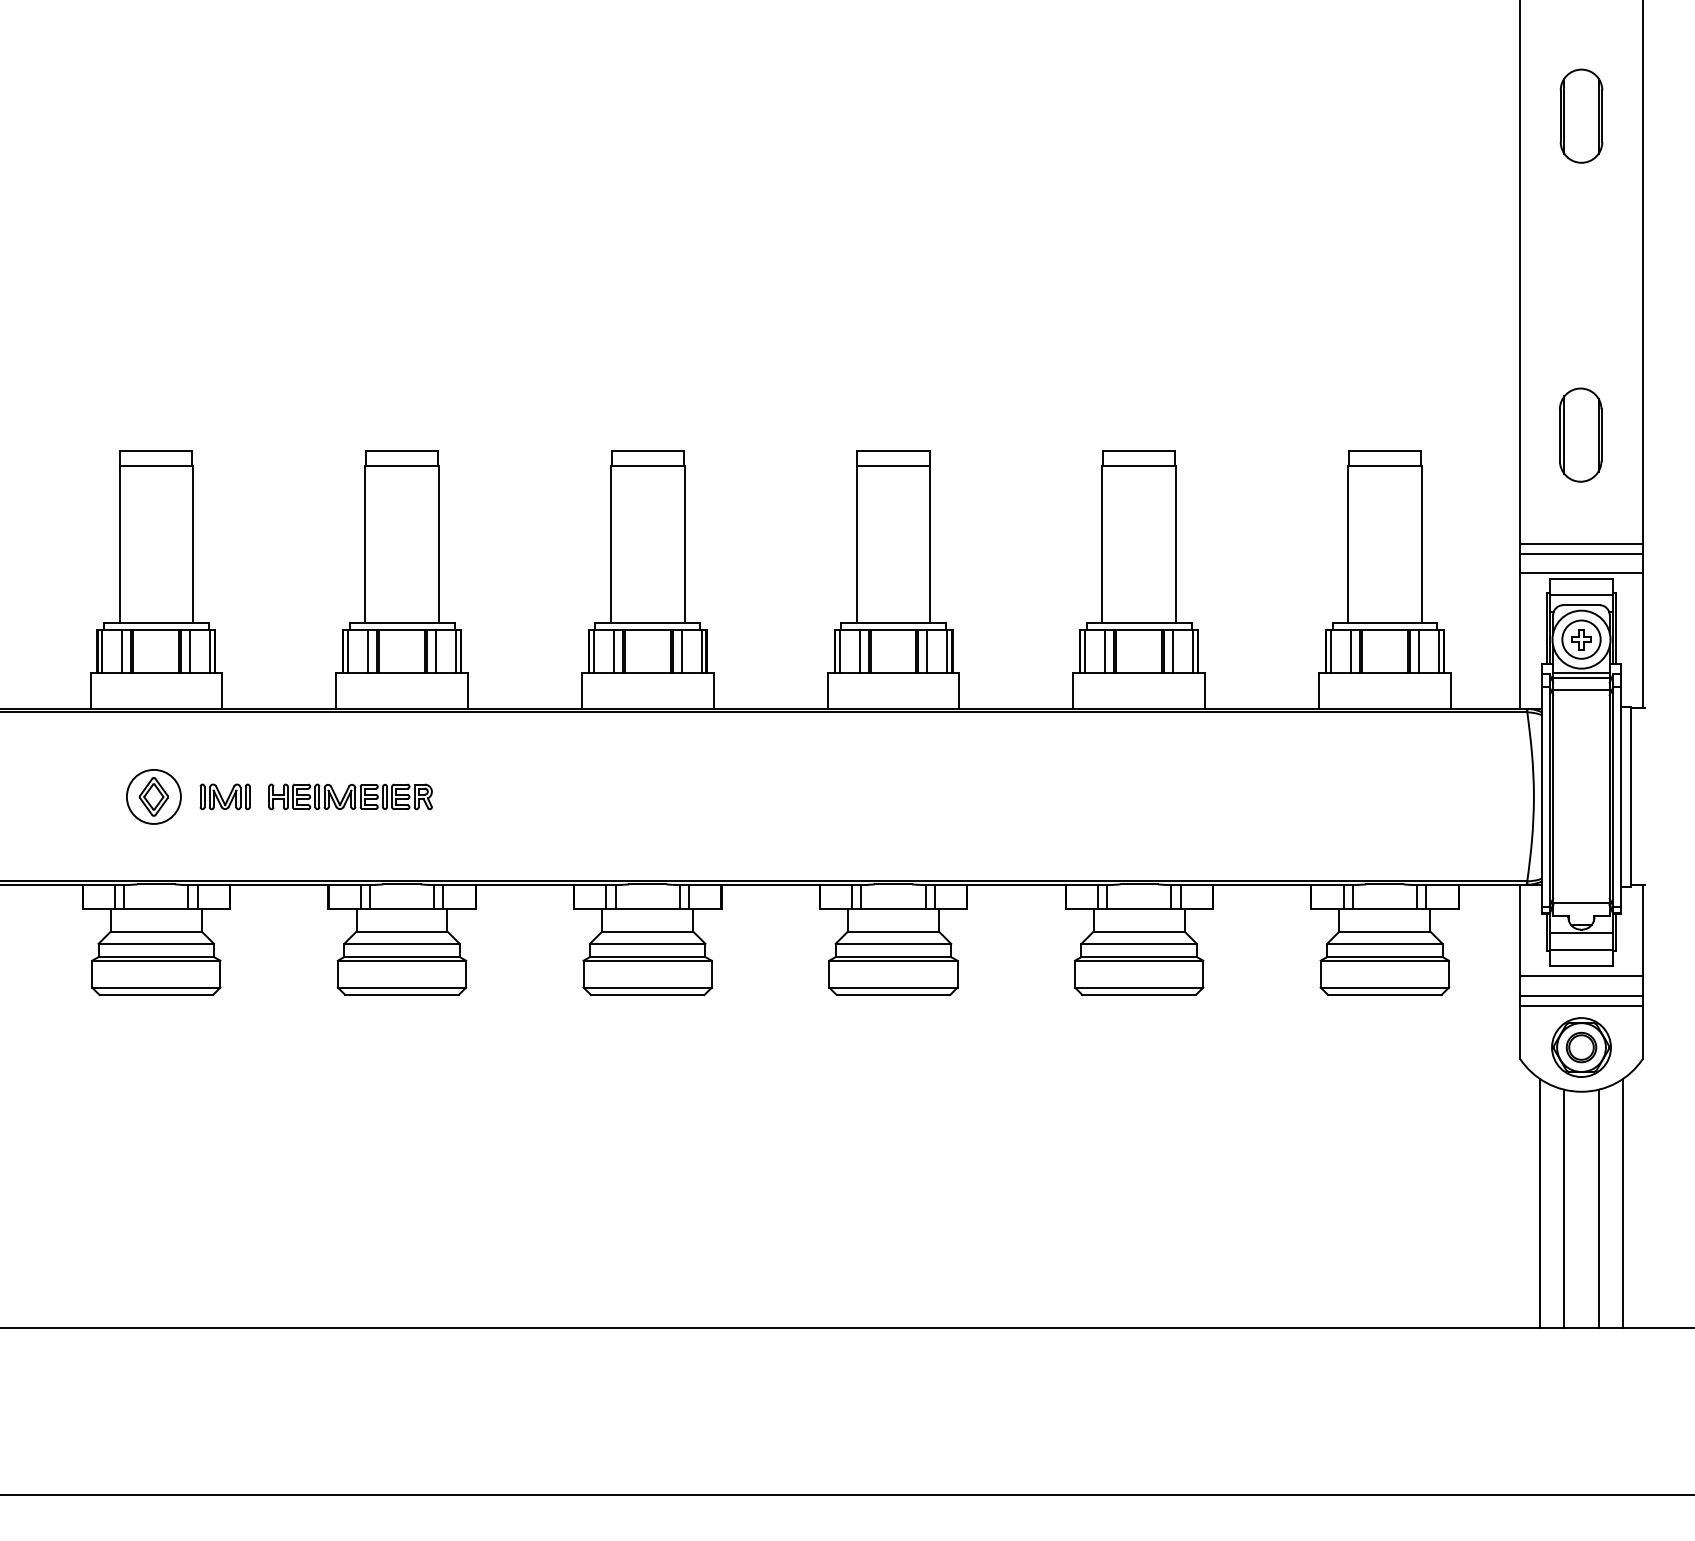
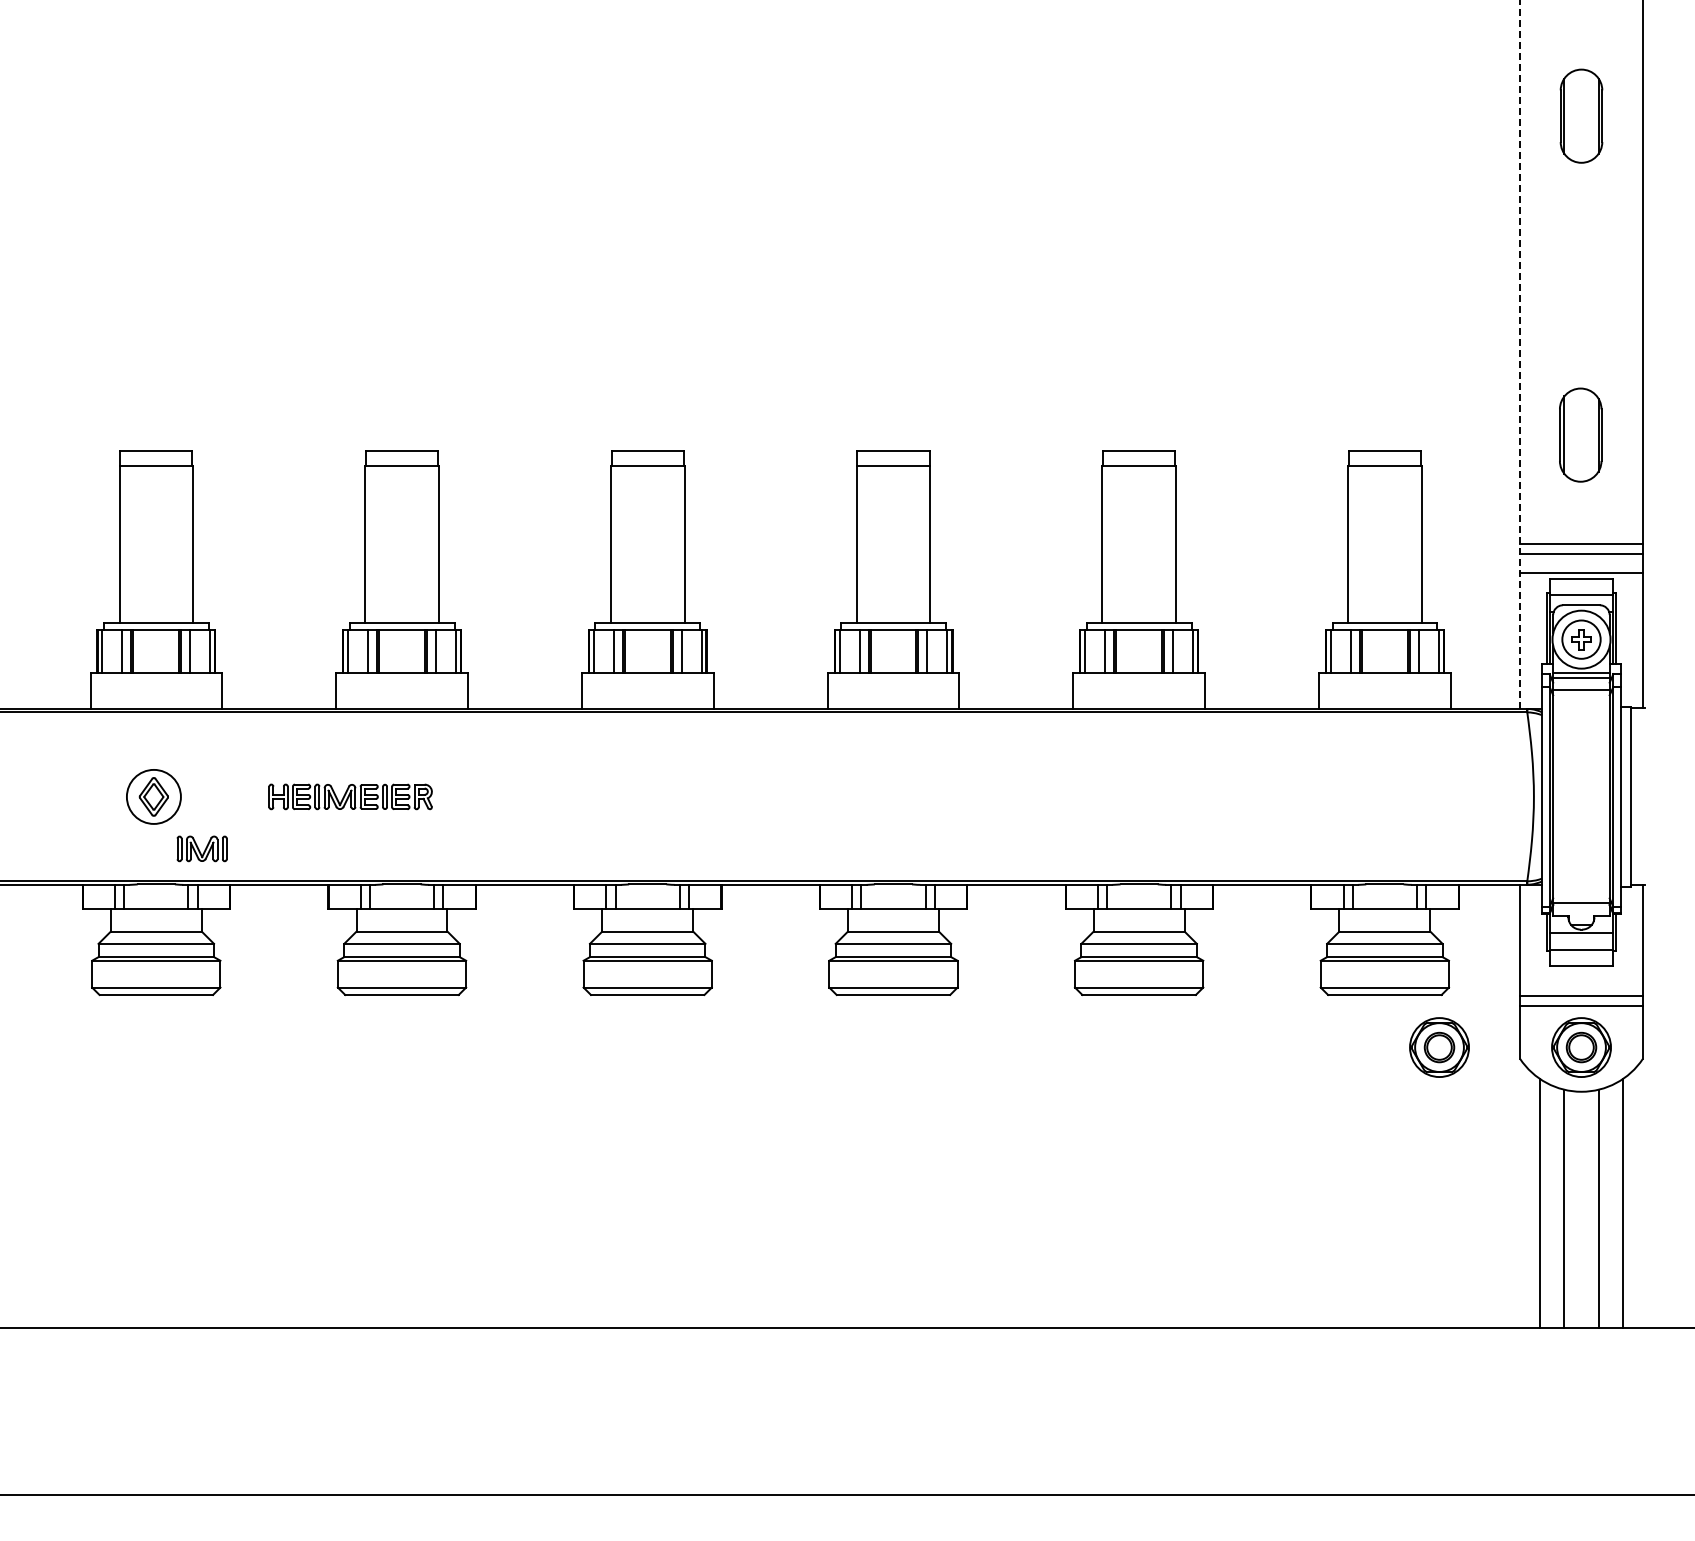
line: solid -> dashed (1520, 354)
part position: (224, 796) -> (201, 848) (201, 848)
line: present -> none (1581, 976)
part: none -> present (1439, 1047)
